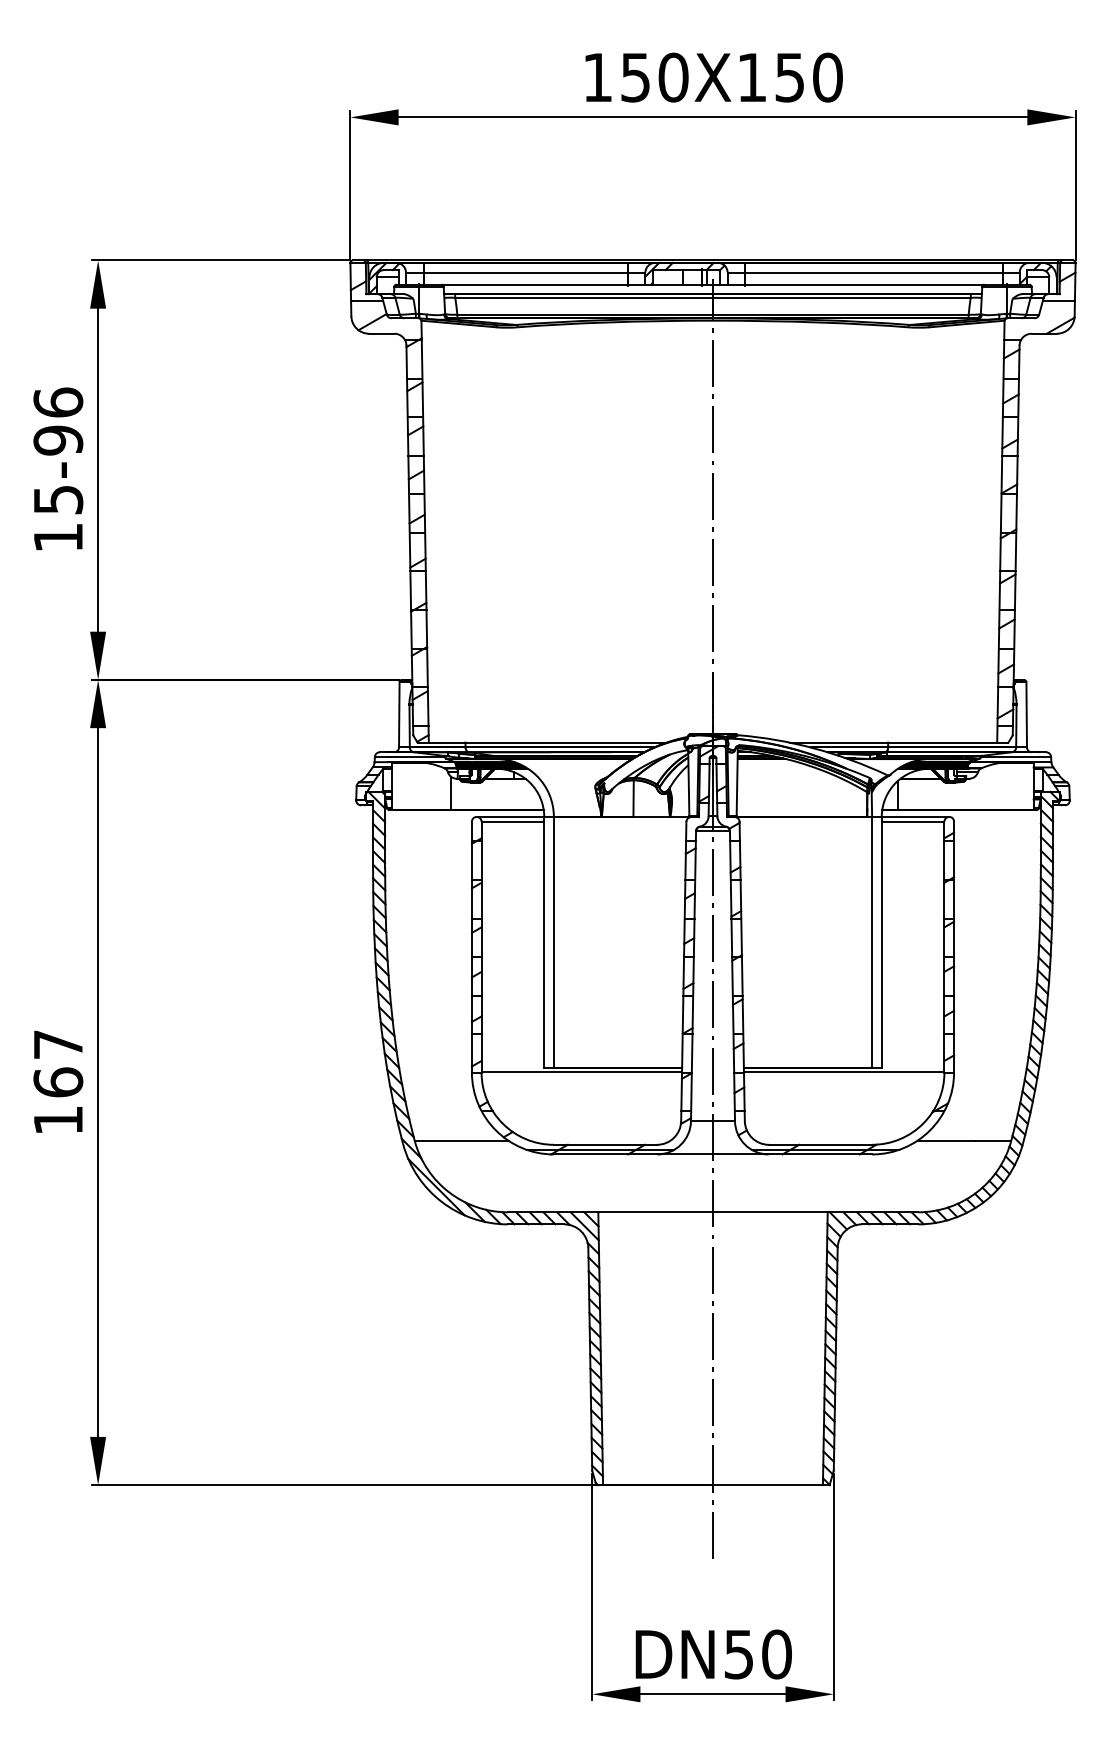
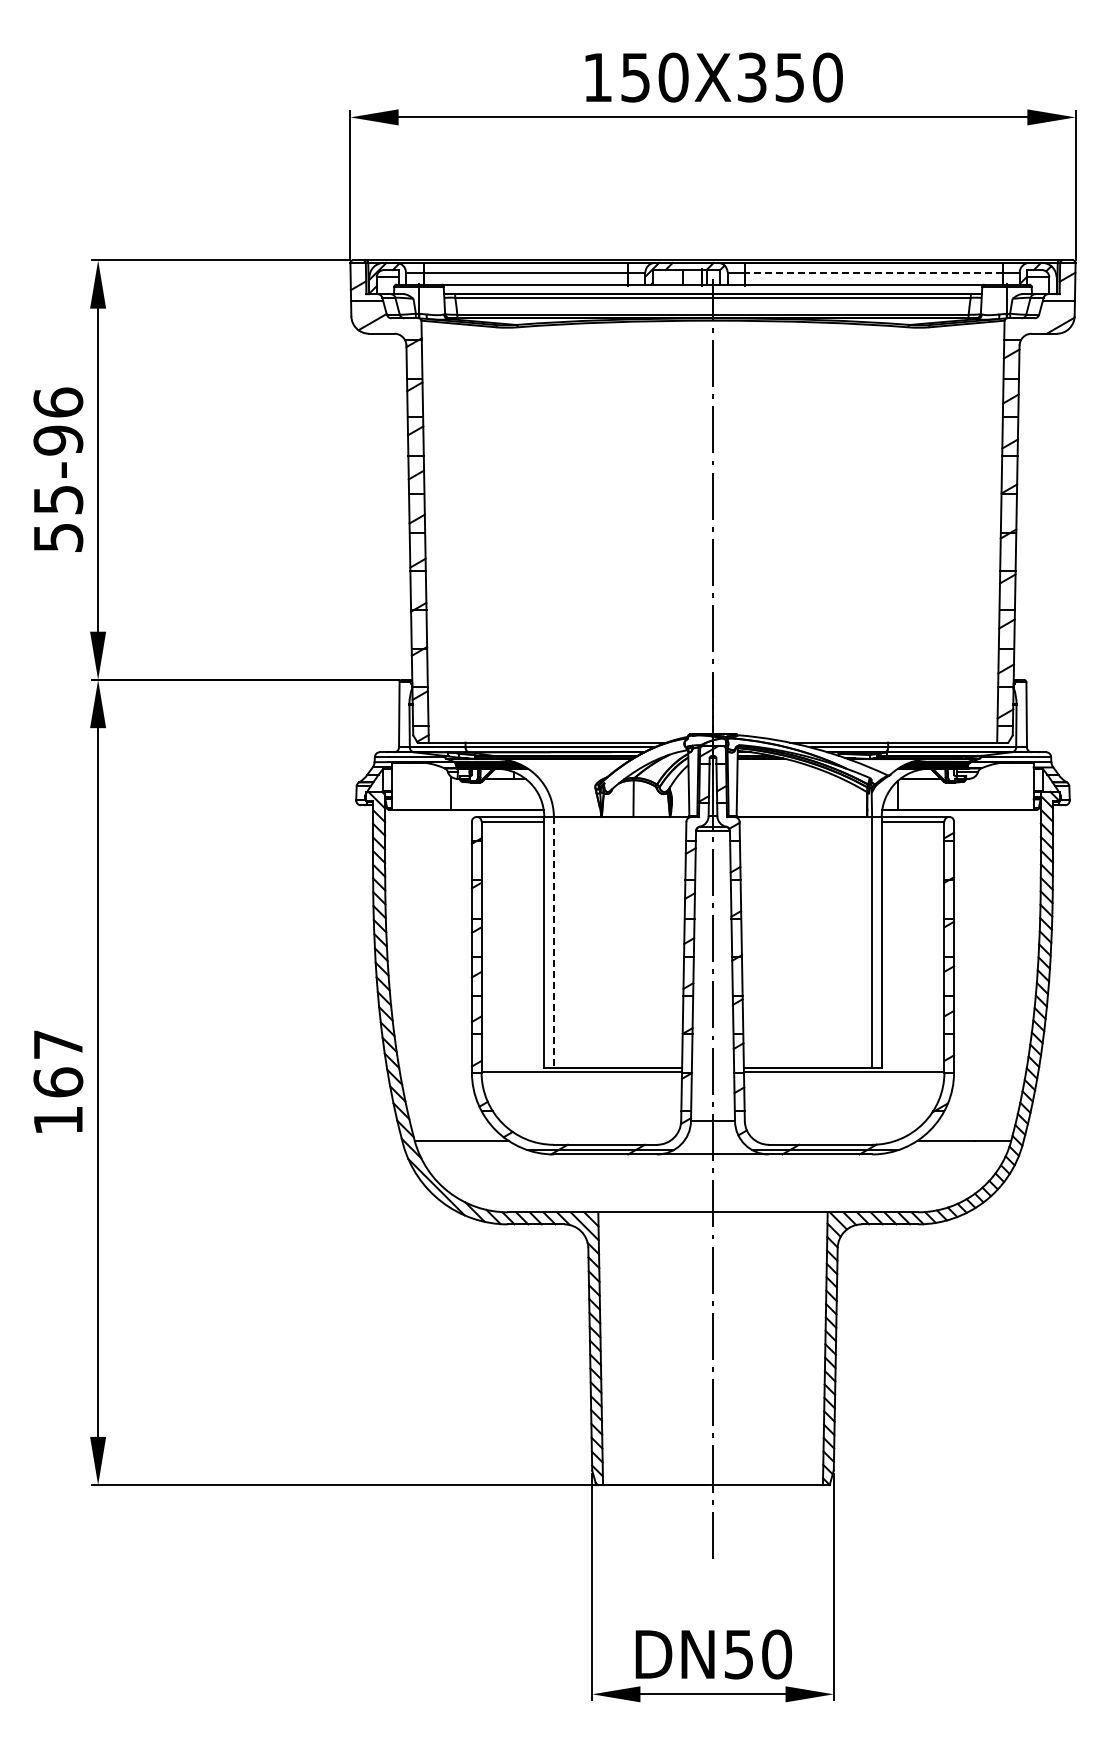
text: 150X150 -> 150X350 (752, 77)
line: solid -> dashed (873, 272)
text: 15-96 -> 55-96 (58, 537)
line: solid -> dashed (553, 942)
